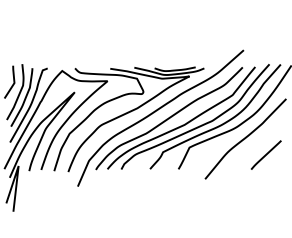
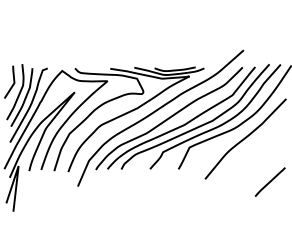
line position: (265, 154) -> (269, 181) (269, 181)
